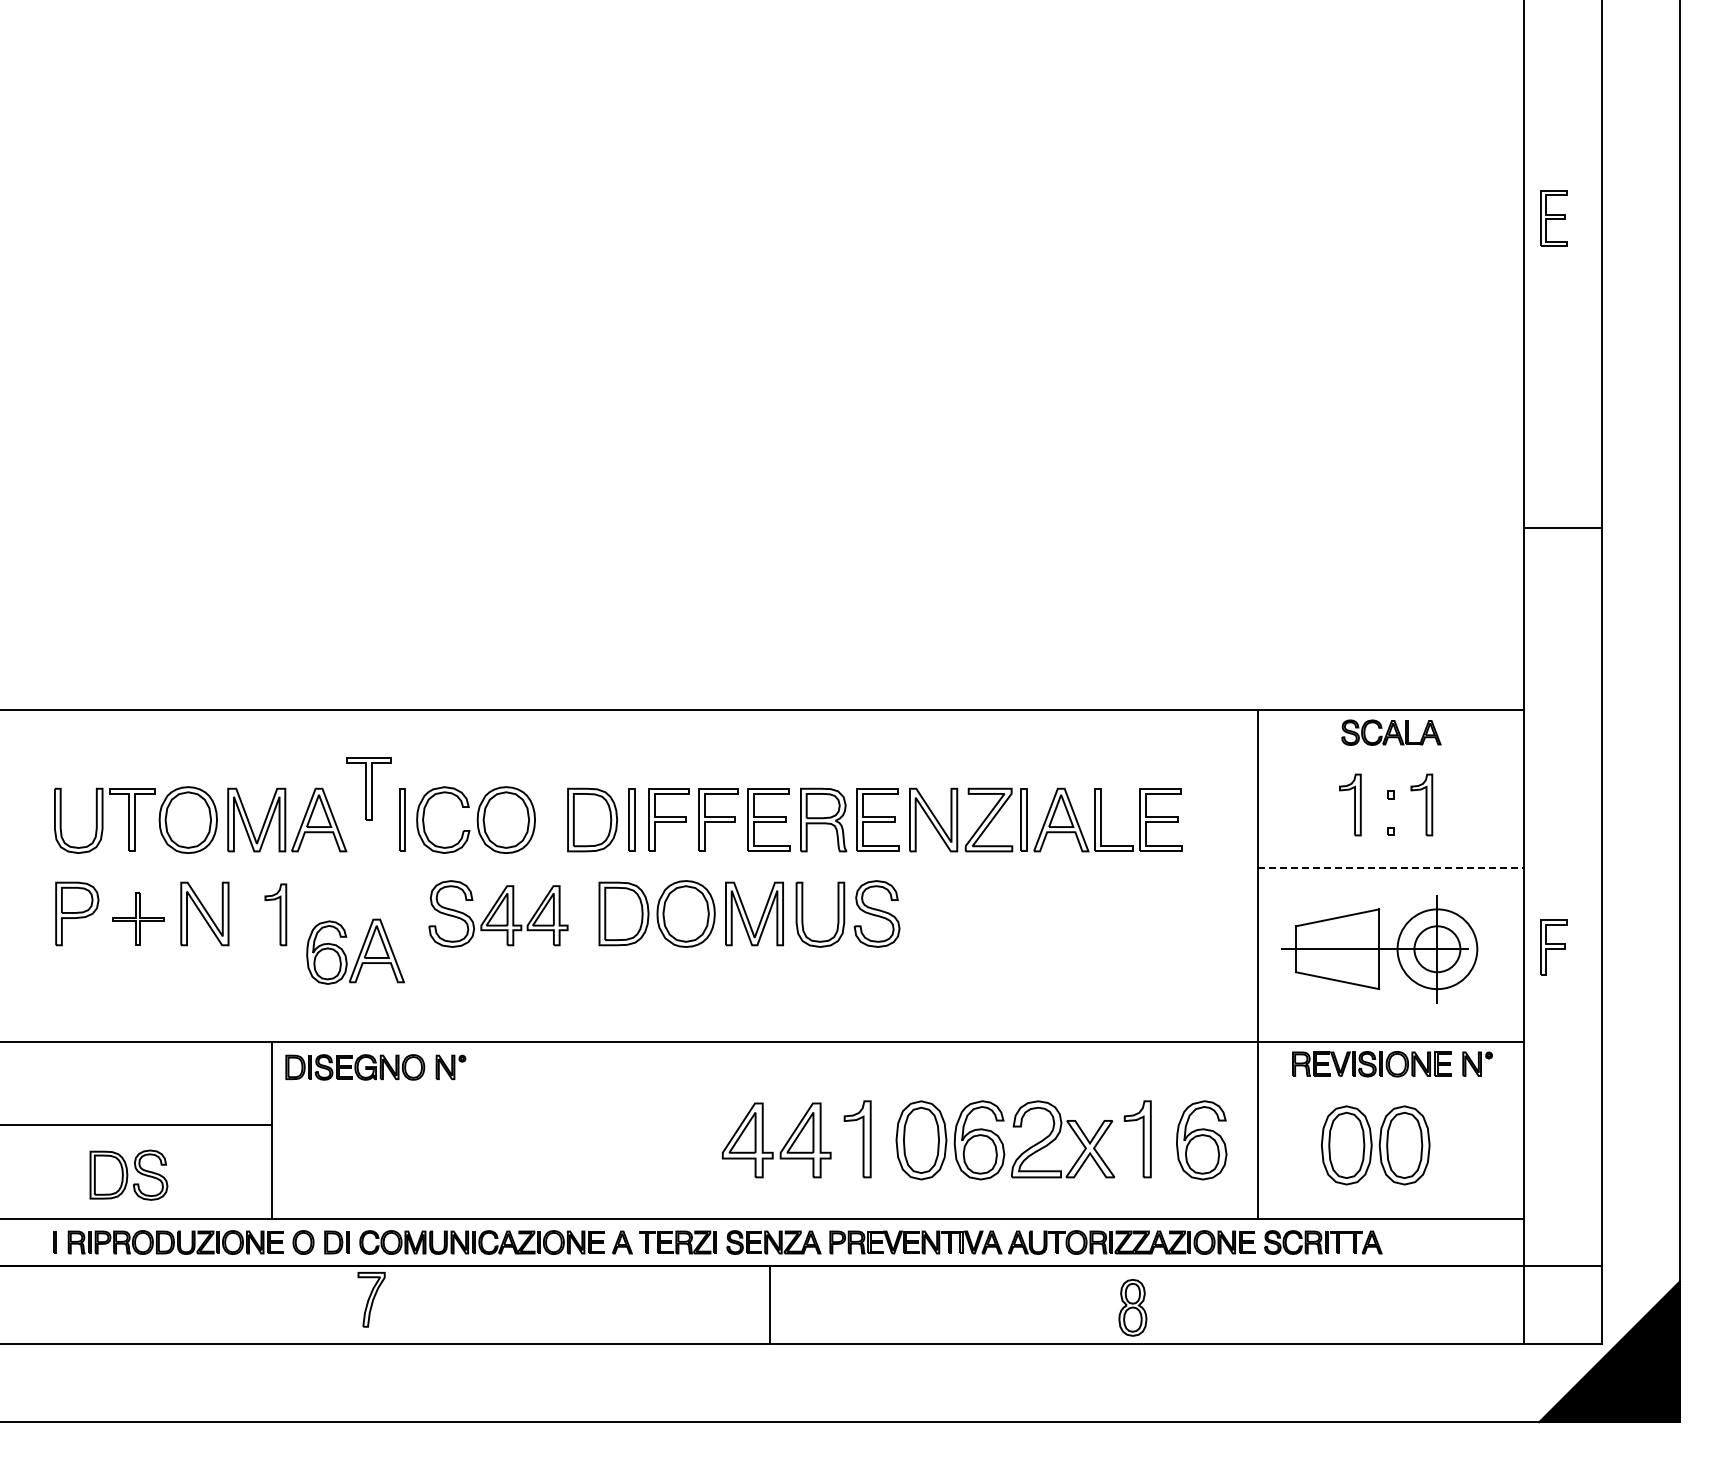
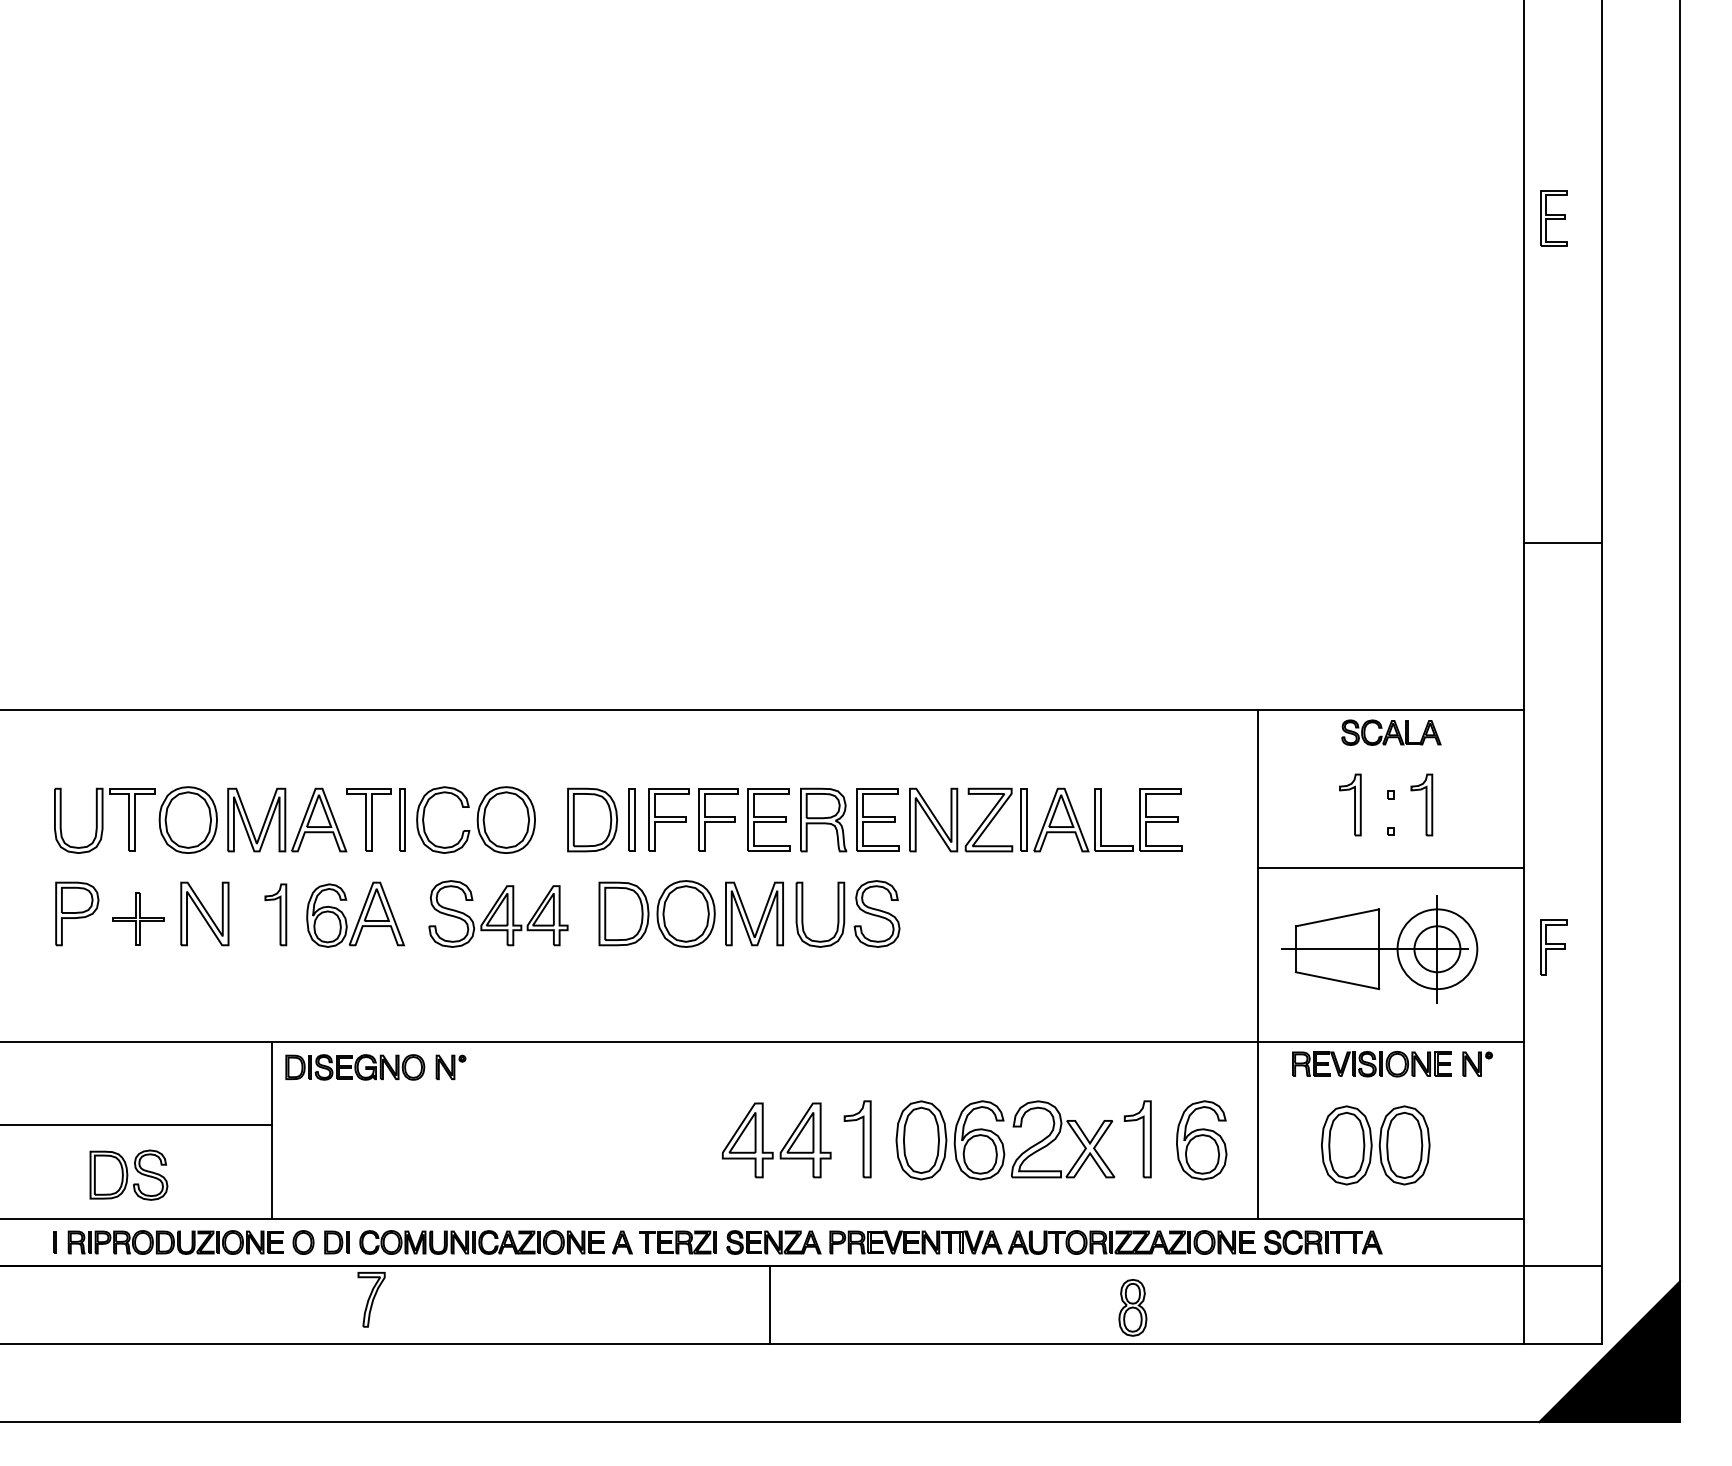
line position: (1562, 528) -> (1562, 543) (1562, 543)
part position: (368, 788) -> (368, 819) (368, 819)
line: dashed -> solid (1391, 868)
part position: (355, 951) -> (355, 914) (355, 914)
